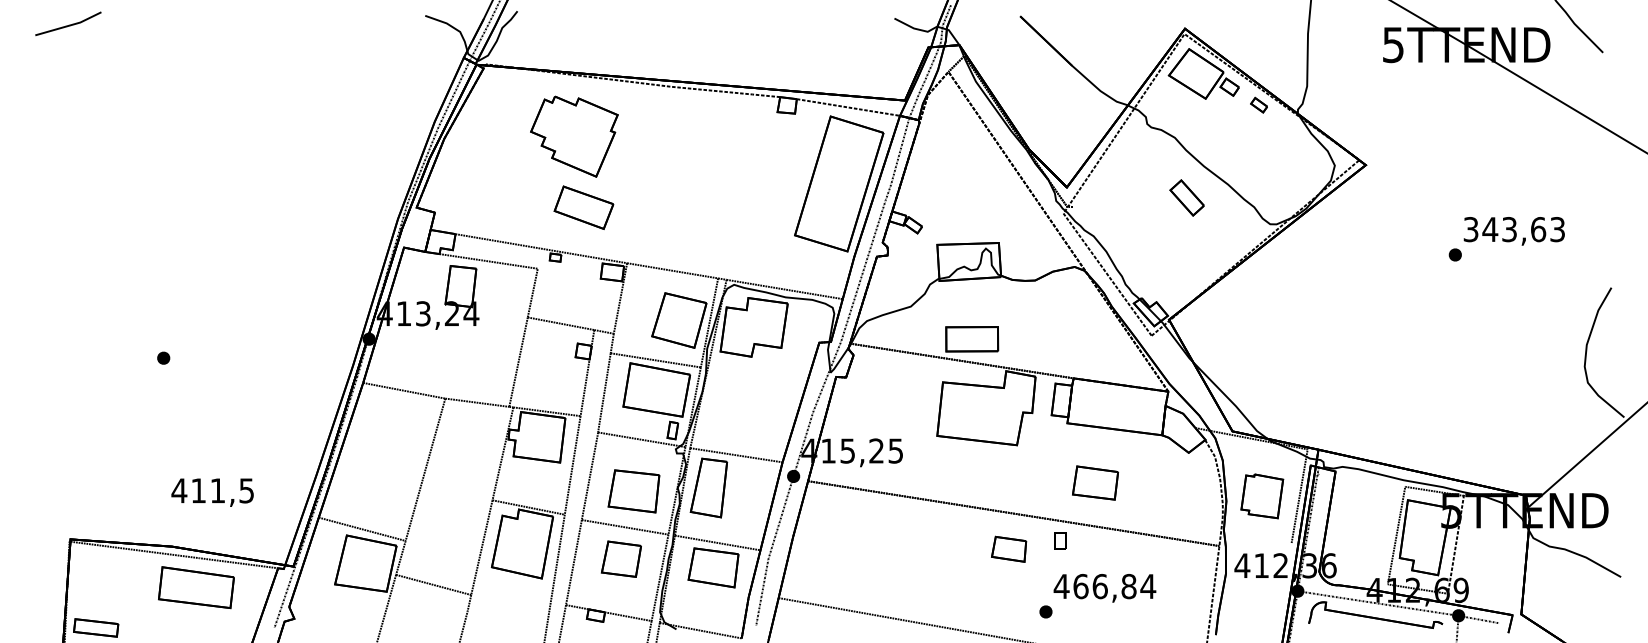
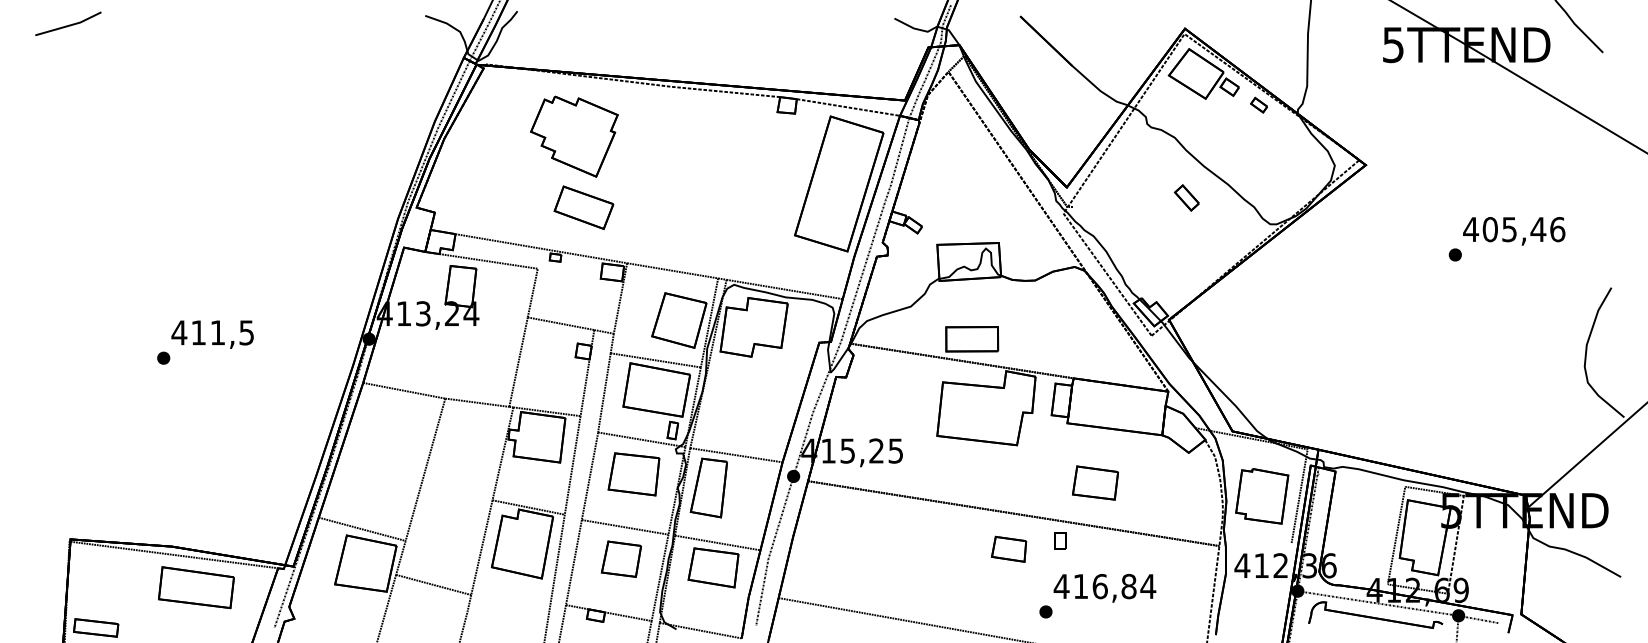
part size: 36x38 px -> 27x28 px (1186, 197)
text: 343,63 -> 405,46 (1514, 229)
part position: (633, 491) -> (633, 474) (633, 474)
text position: (212, 492) -> (212, 334) (212, 334)
part size: 45x47 px -> 55x57 px (1262, 496)
text: 466,84 -> 416,84 (1080, 586)
